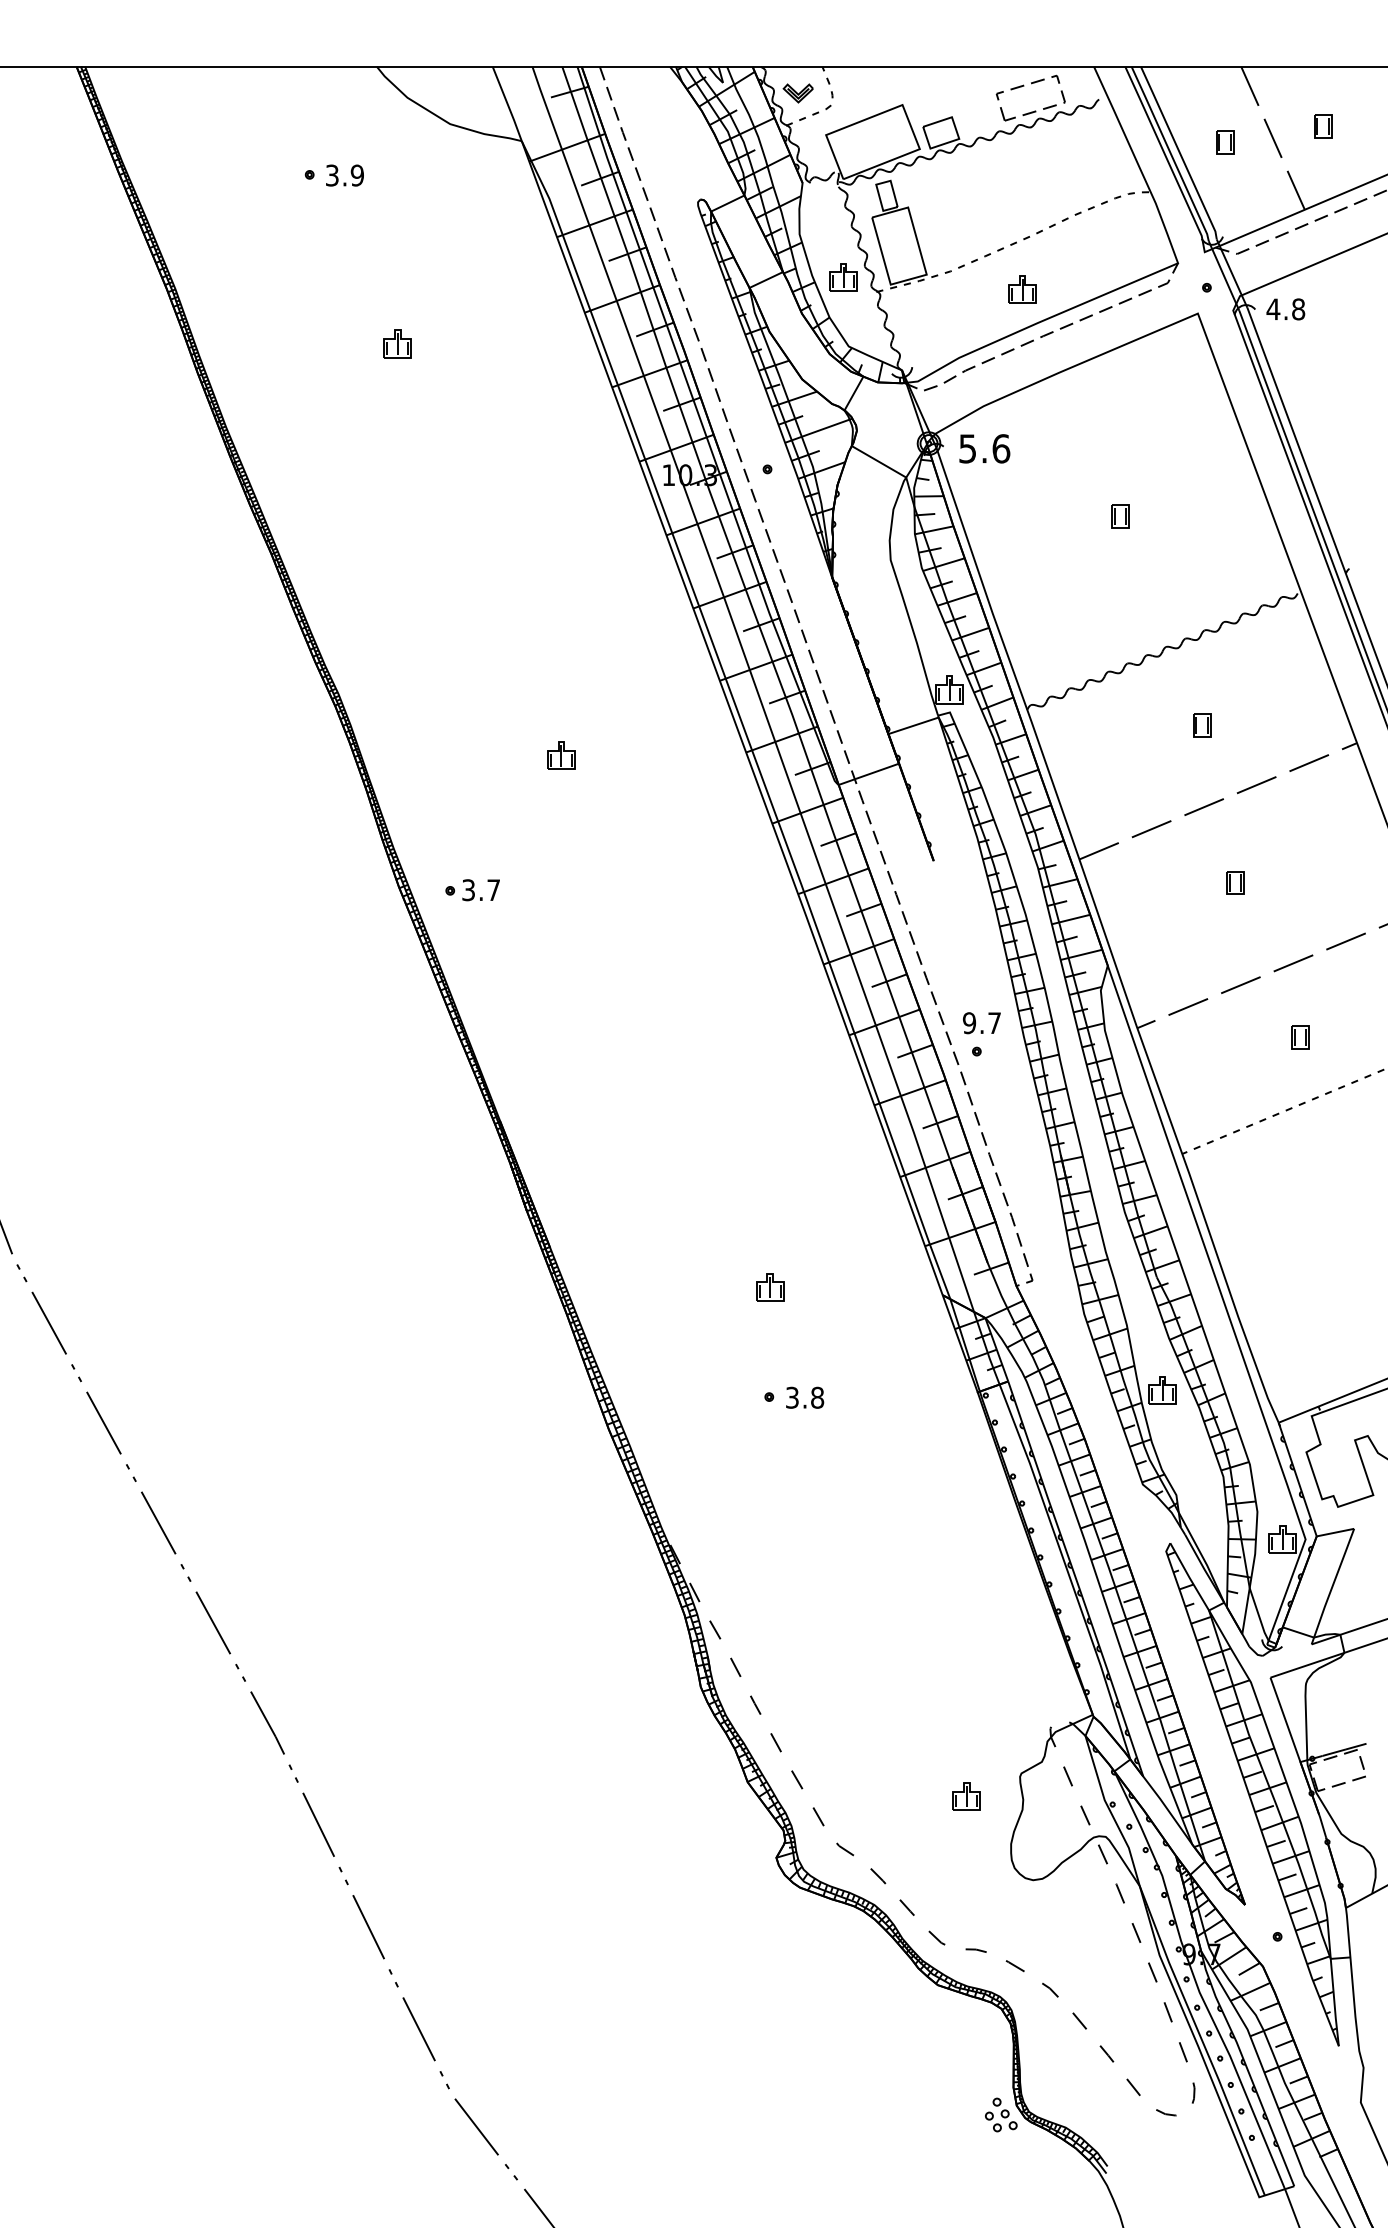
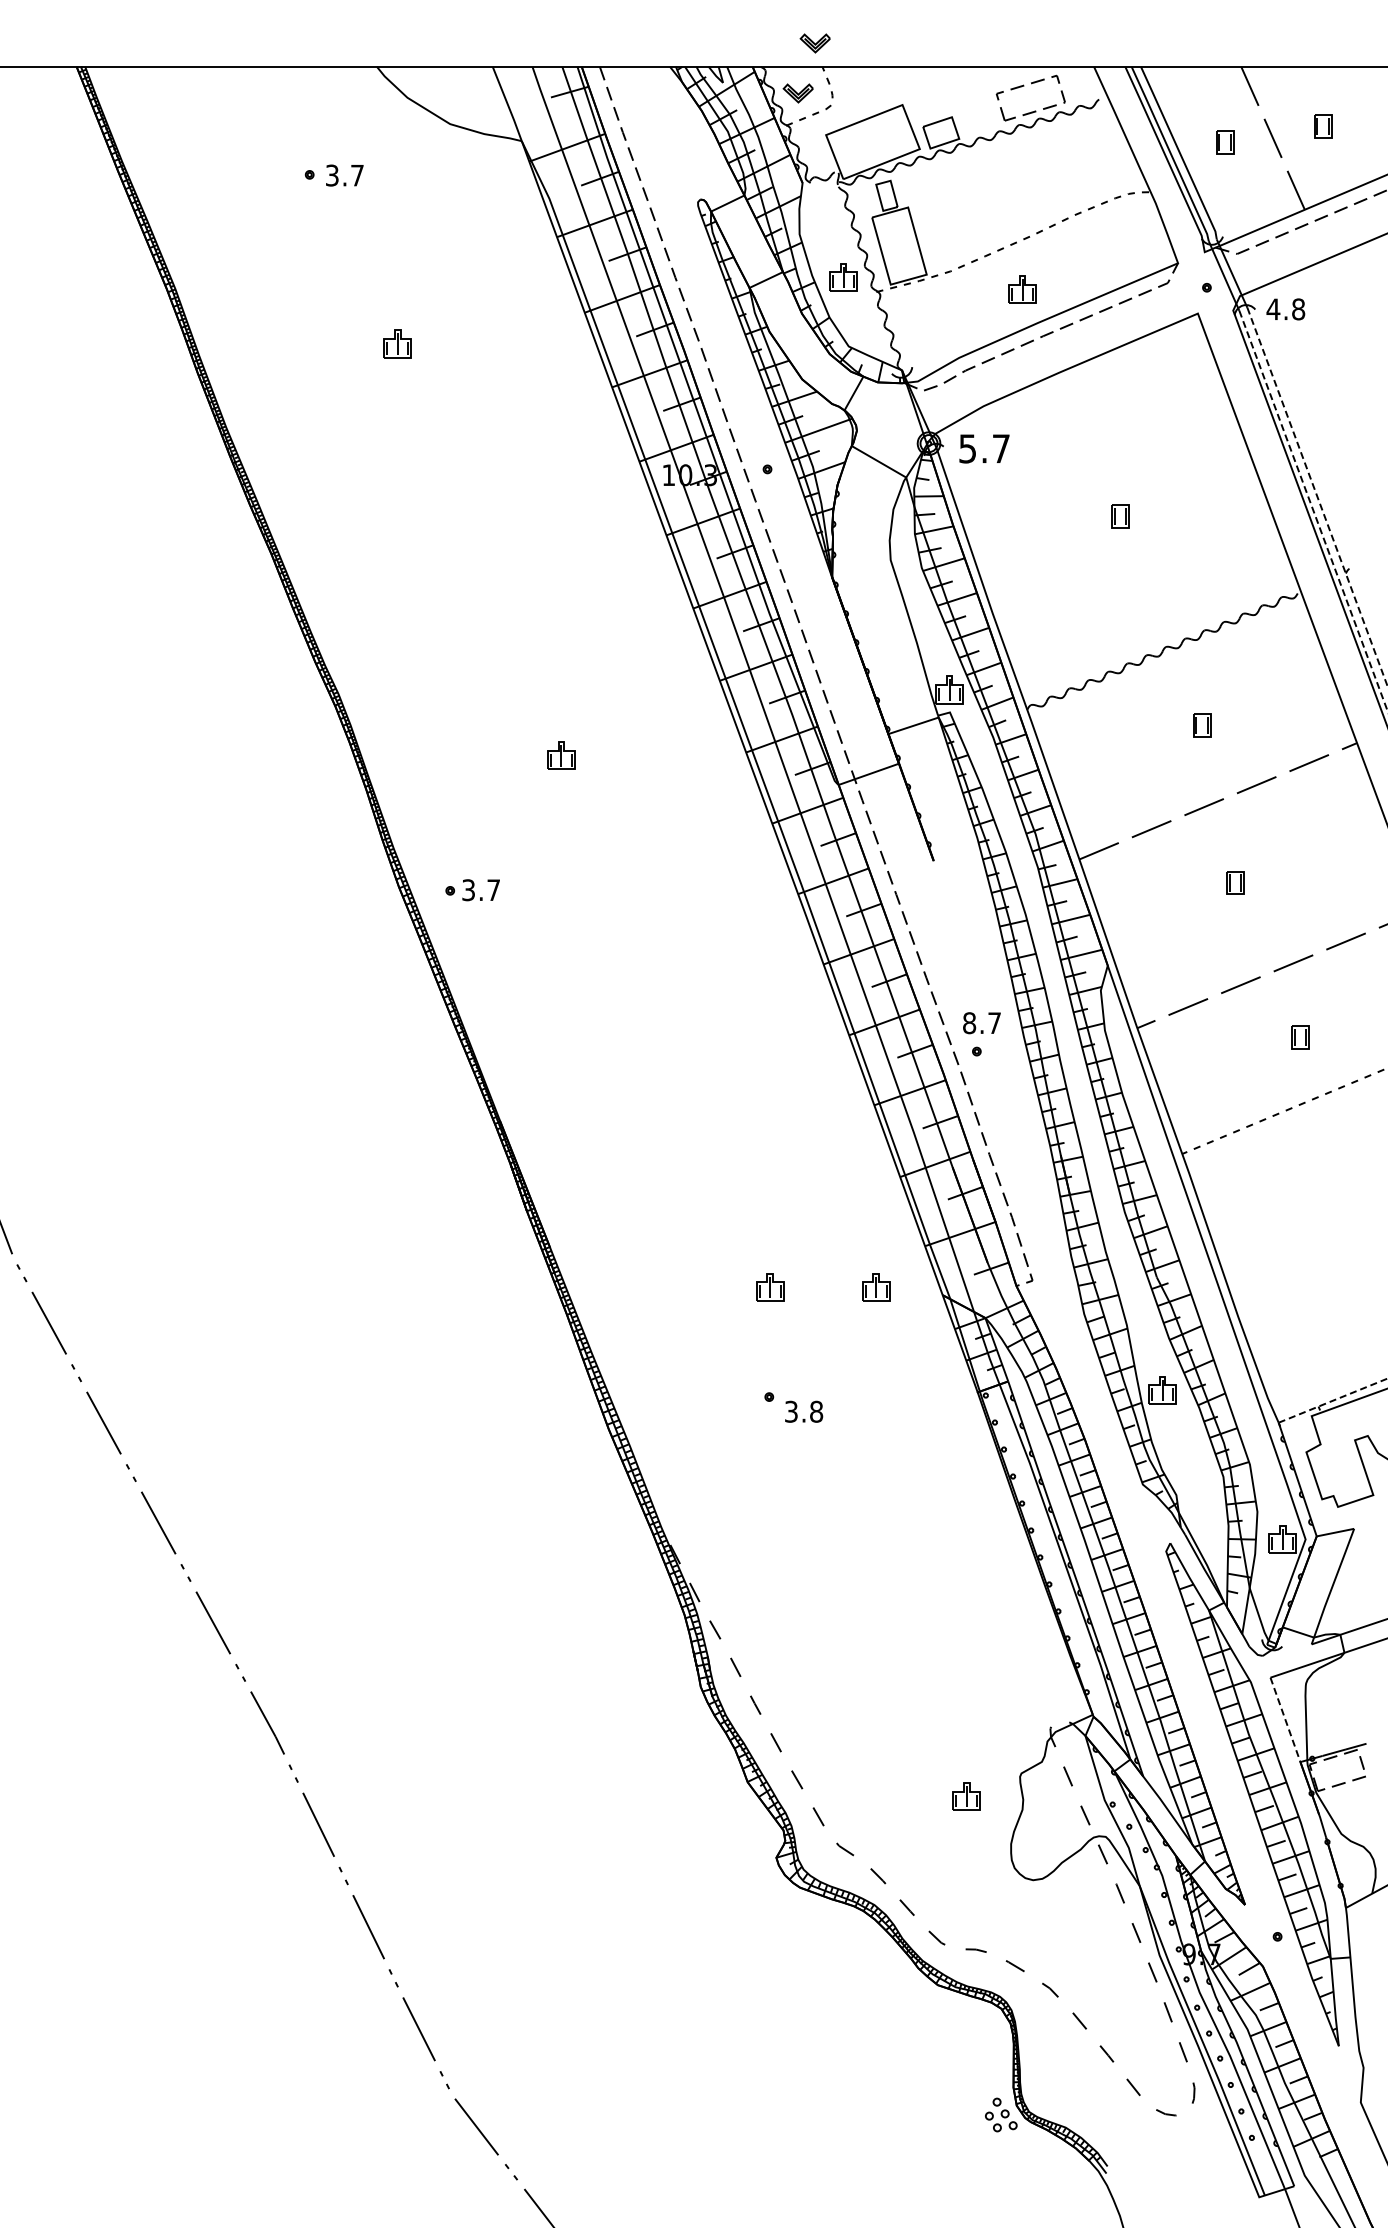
part: none -> present (814, 43)
text: 3.9 -> 3.7 (356, 175)
text: 5.6 -> 5.7 (1001, 448)
line: solid -> dashed (1317, 497)
line: solid -> dashed (1313, 511)
text: 9.7 -> 8.7 (969, 1023)
part: none -> present (876, 1287)
text position: (805, 1397) -> (804, 1411) (804, 1411)
line: solid -> dashed (1333, 1400)
line: solid -> dashed (1285, 1719)
